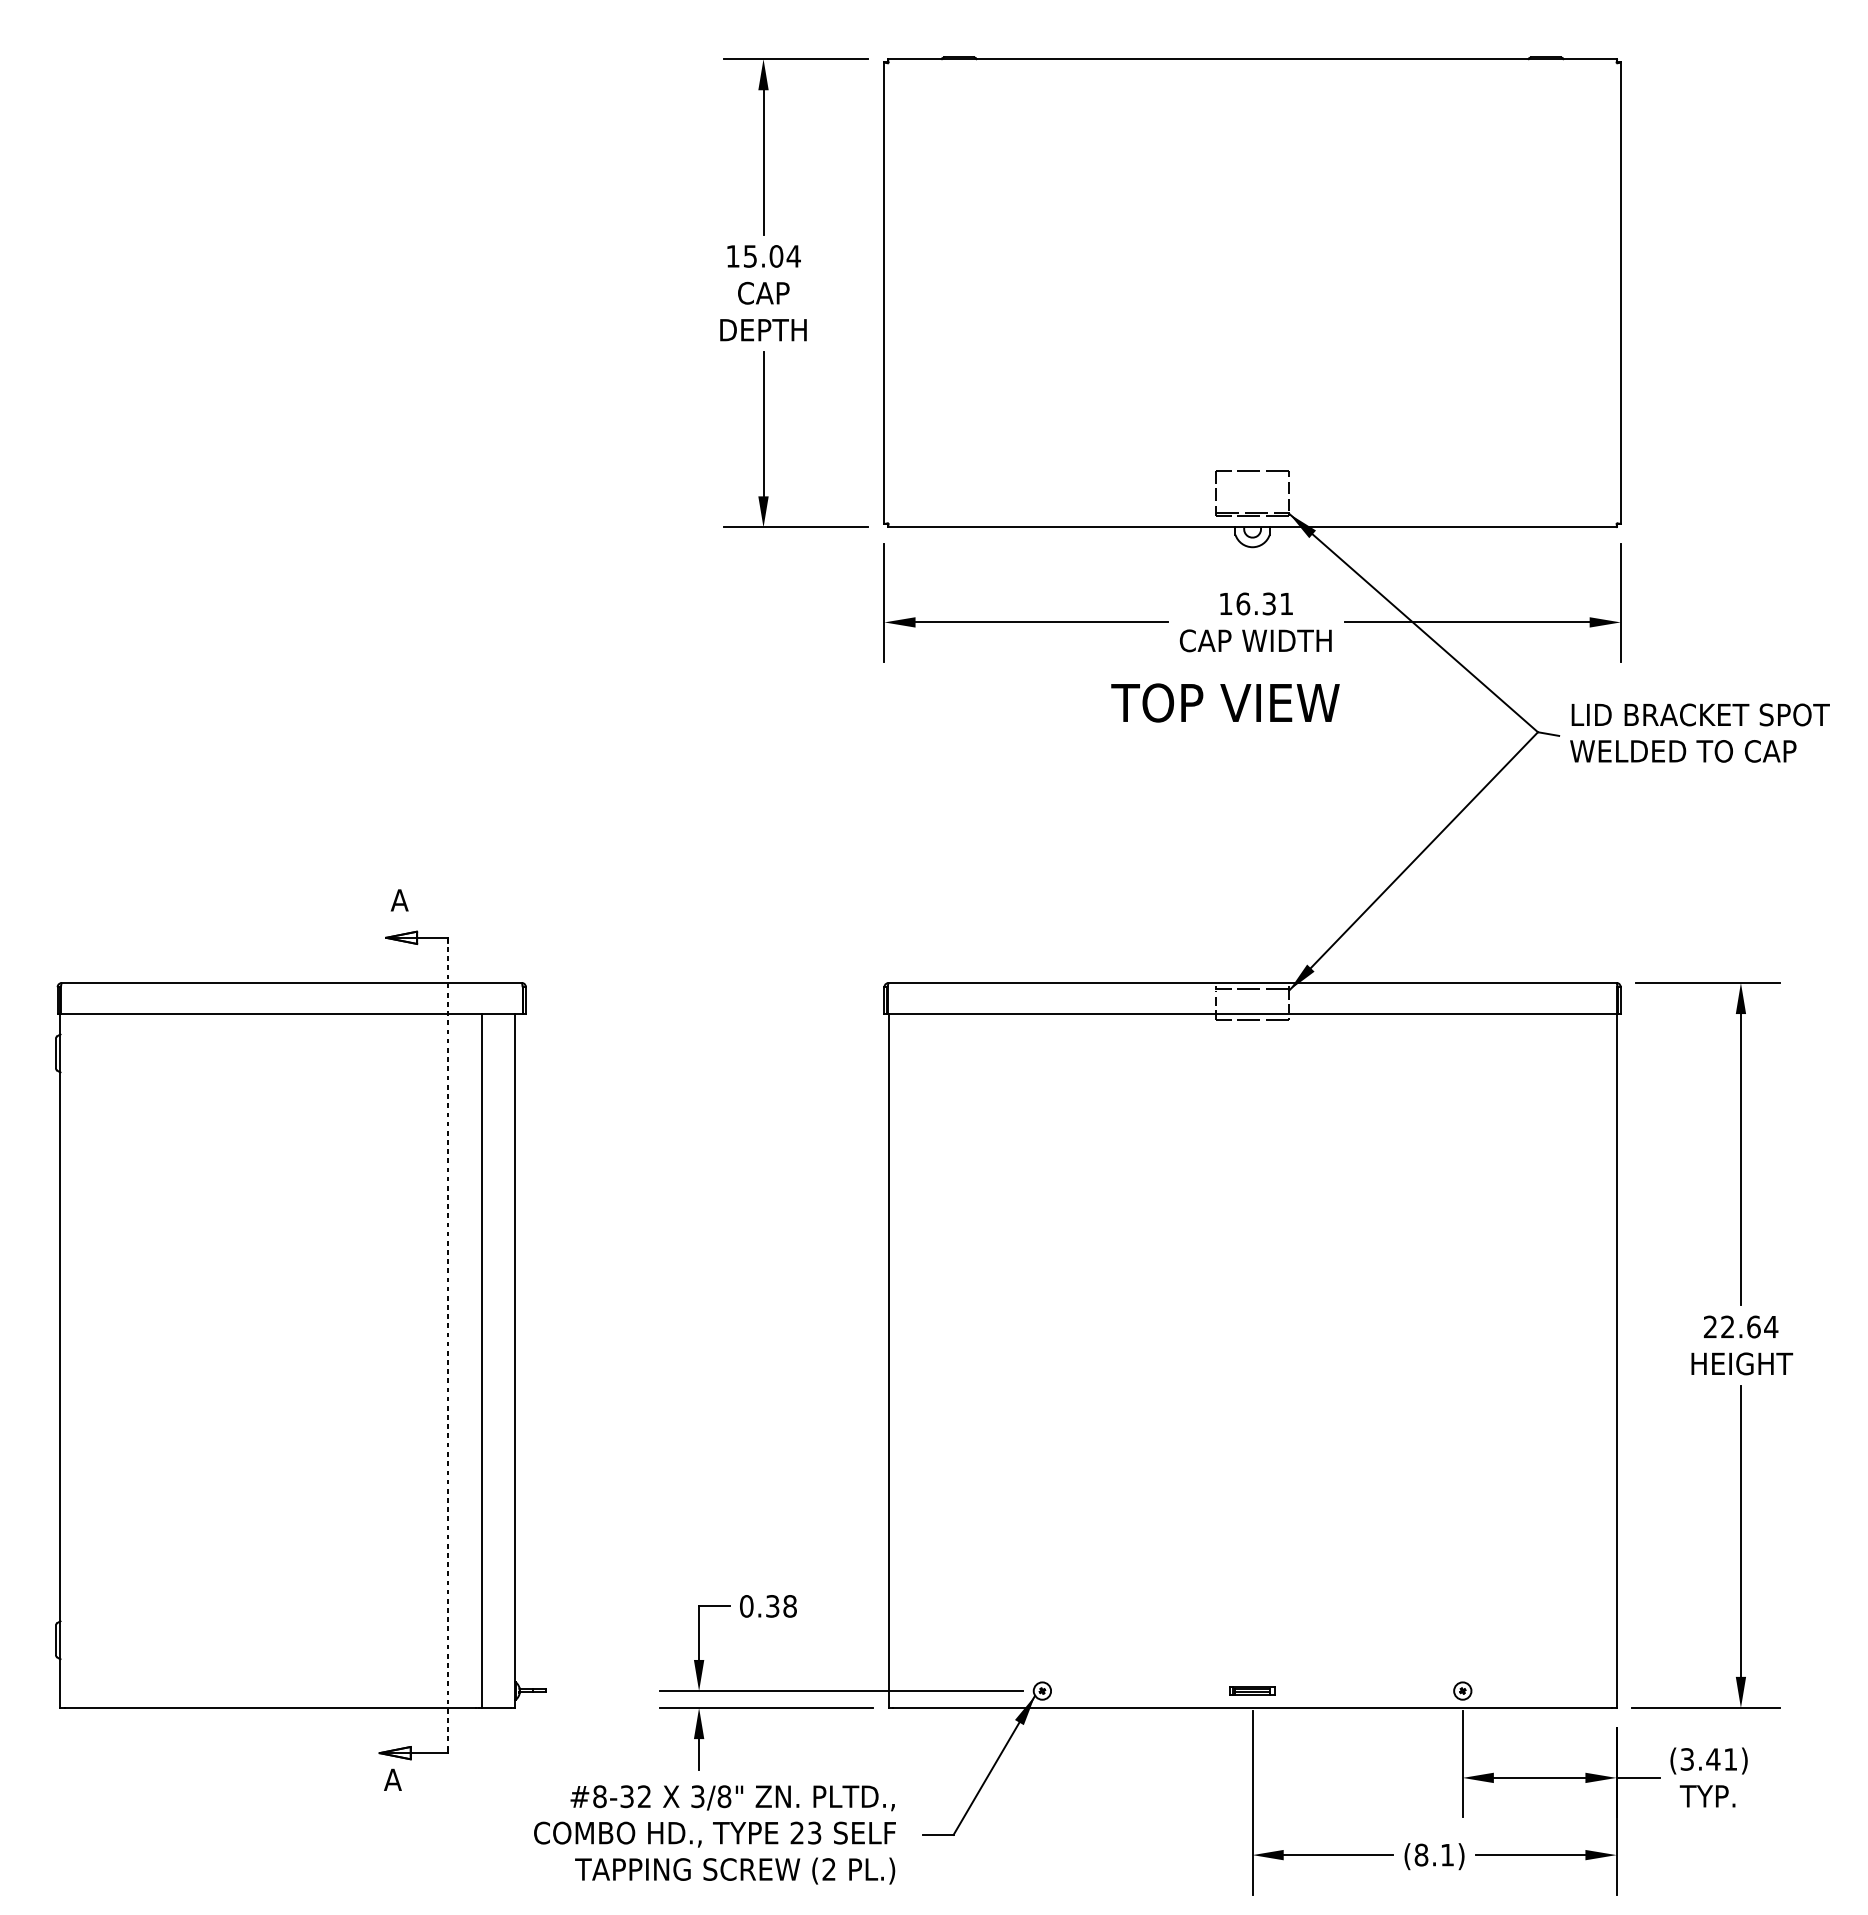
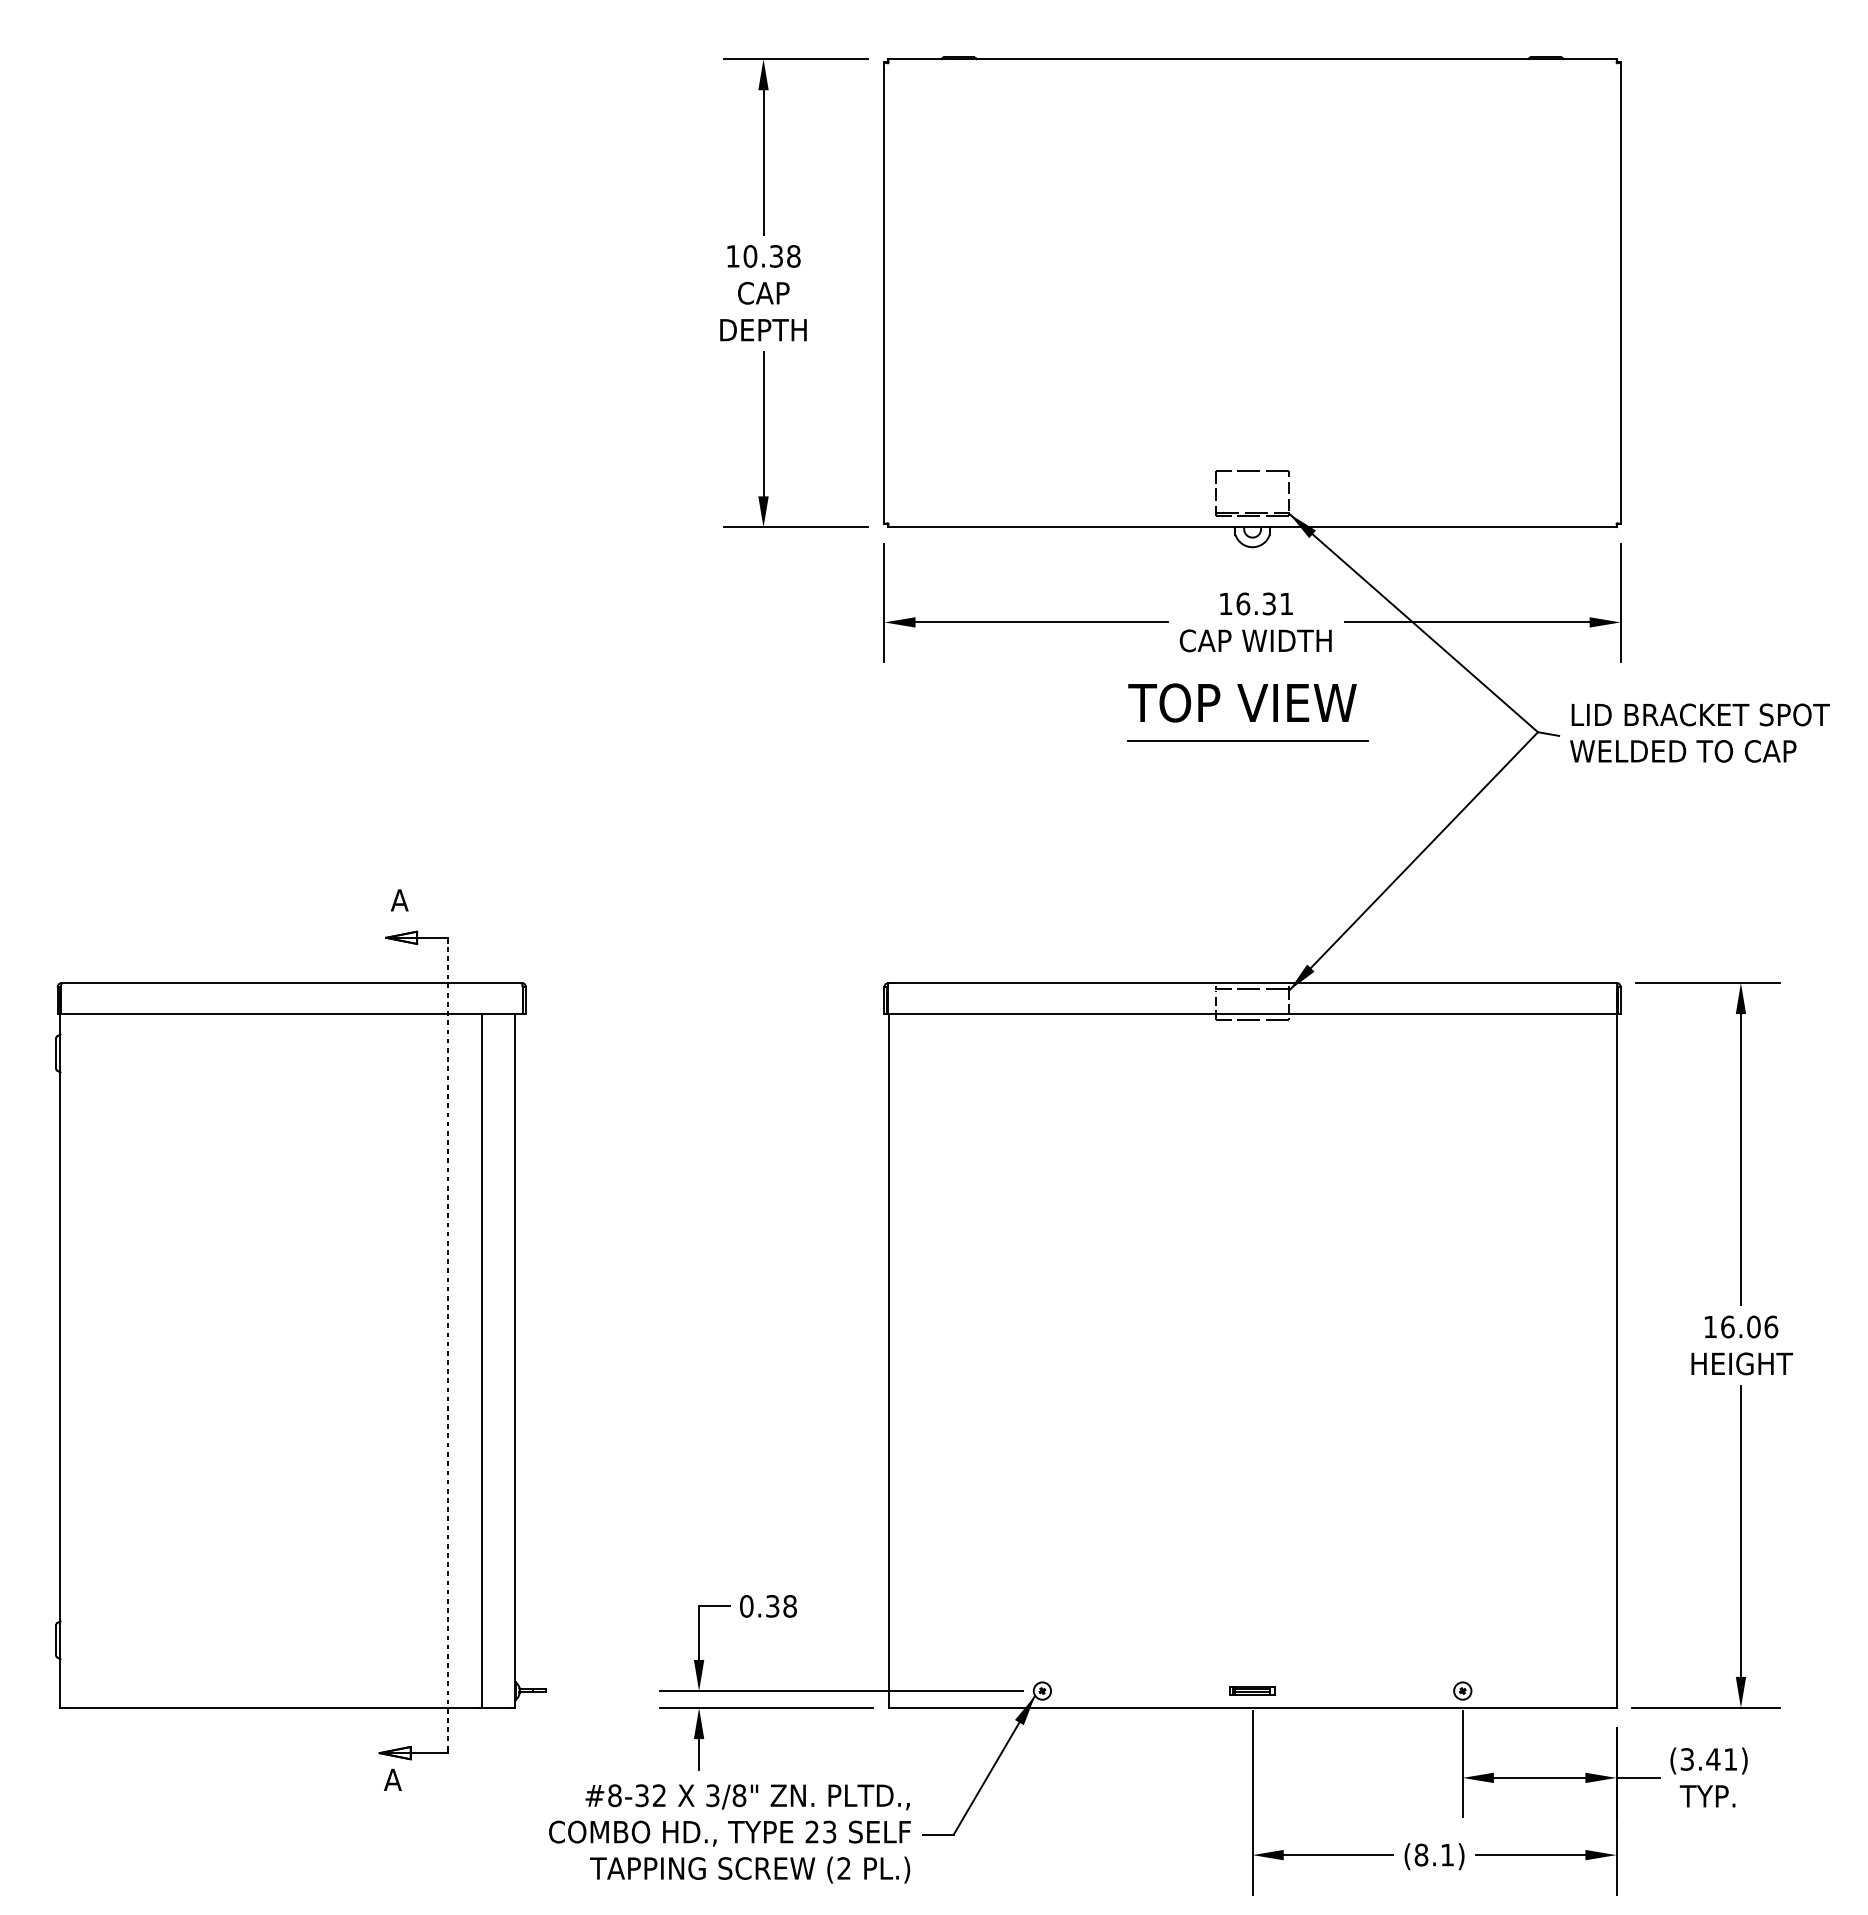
text: 15.04 -> 10.38 (771, 256)
text position: (1225, 702) -> (1242, 702) (1242, 702)
line: none -> present (1247, 740)
text: 22.64 -> 16.06 (1740, 1326)
text position: (714, 1834) -> (729, 1833) (729, 1833)
